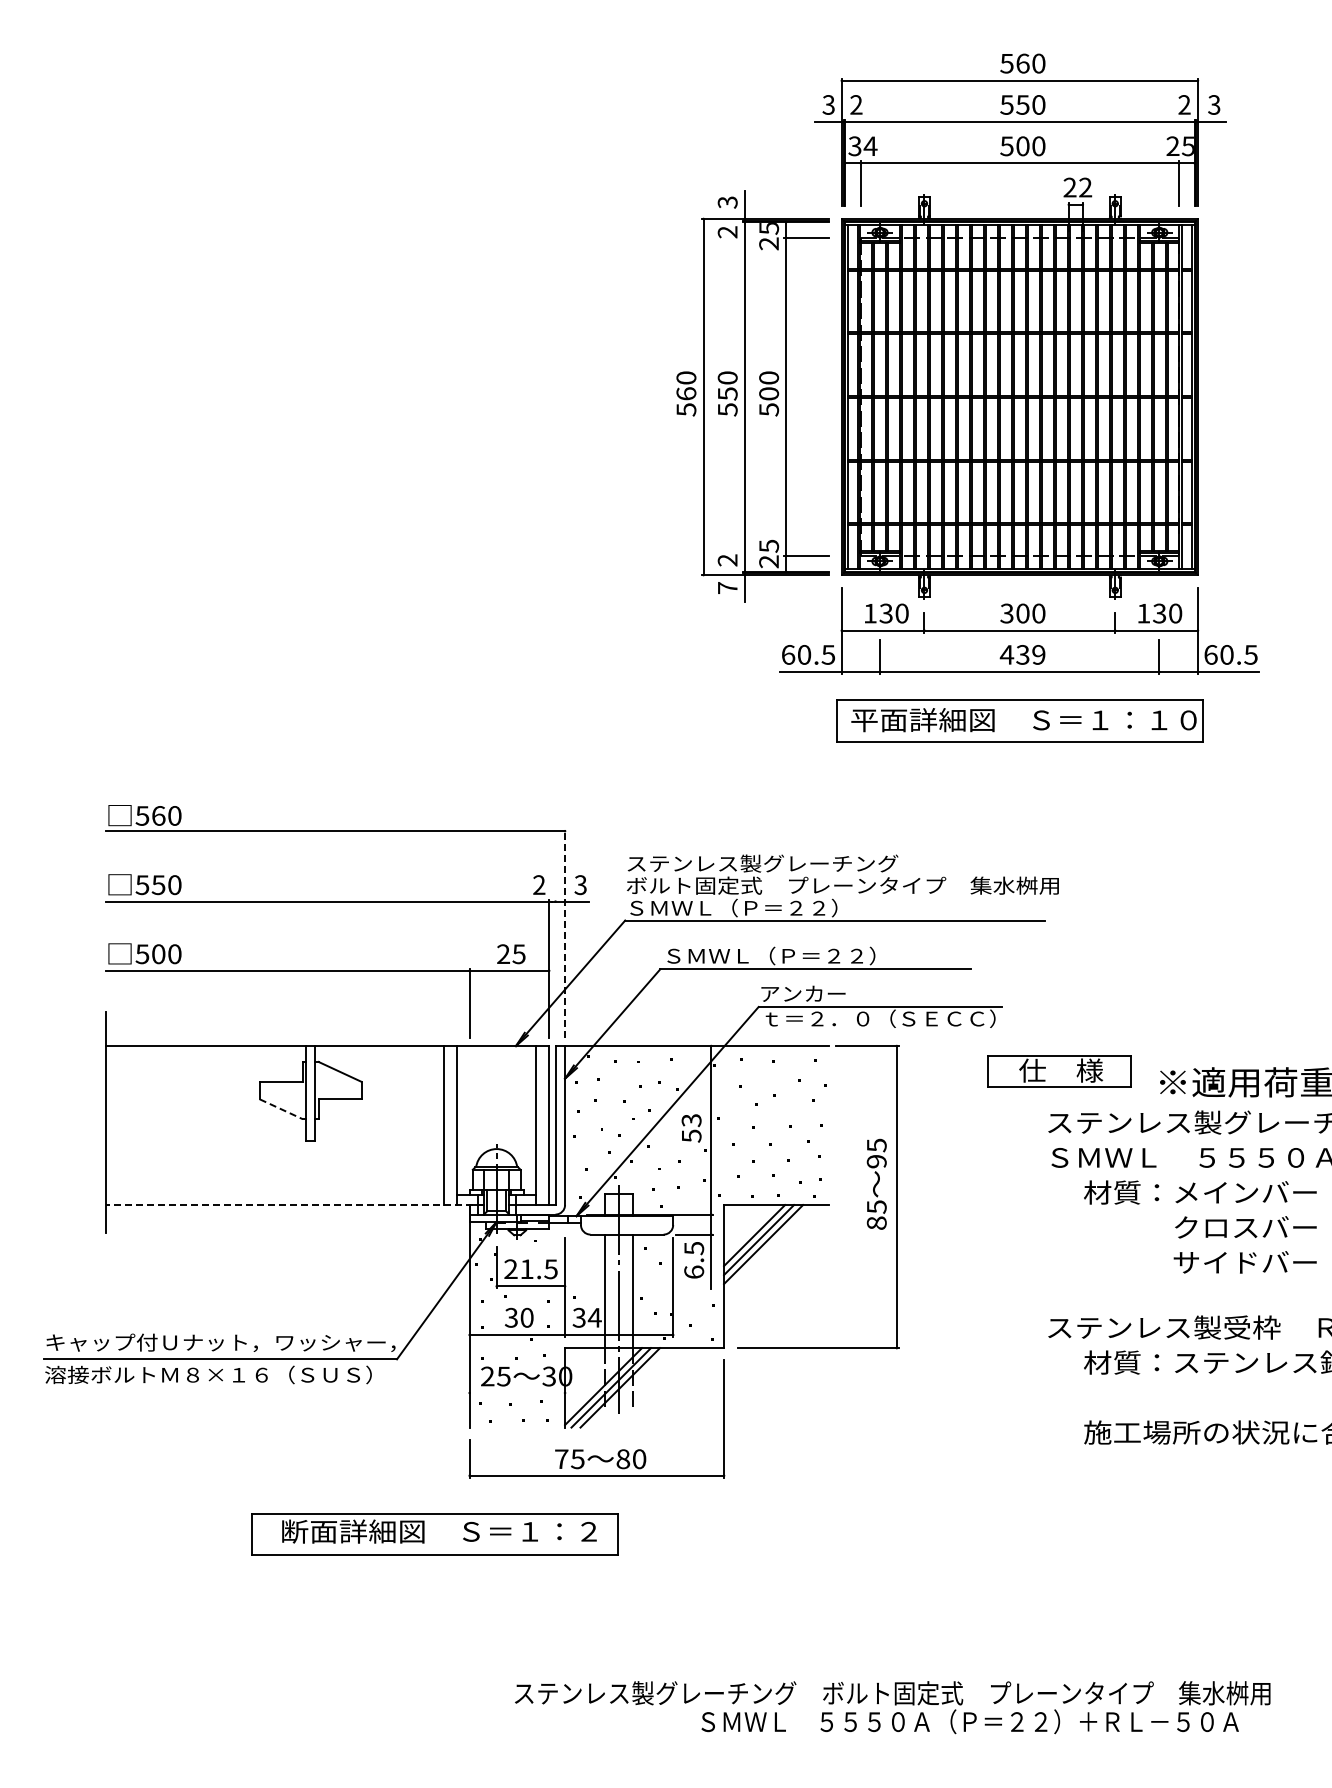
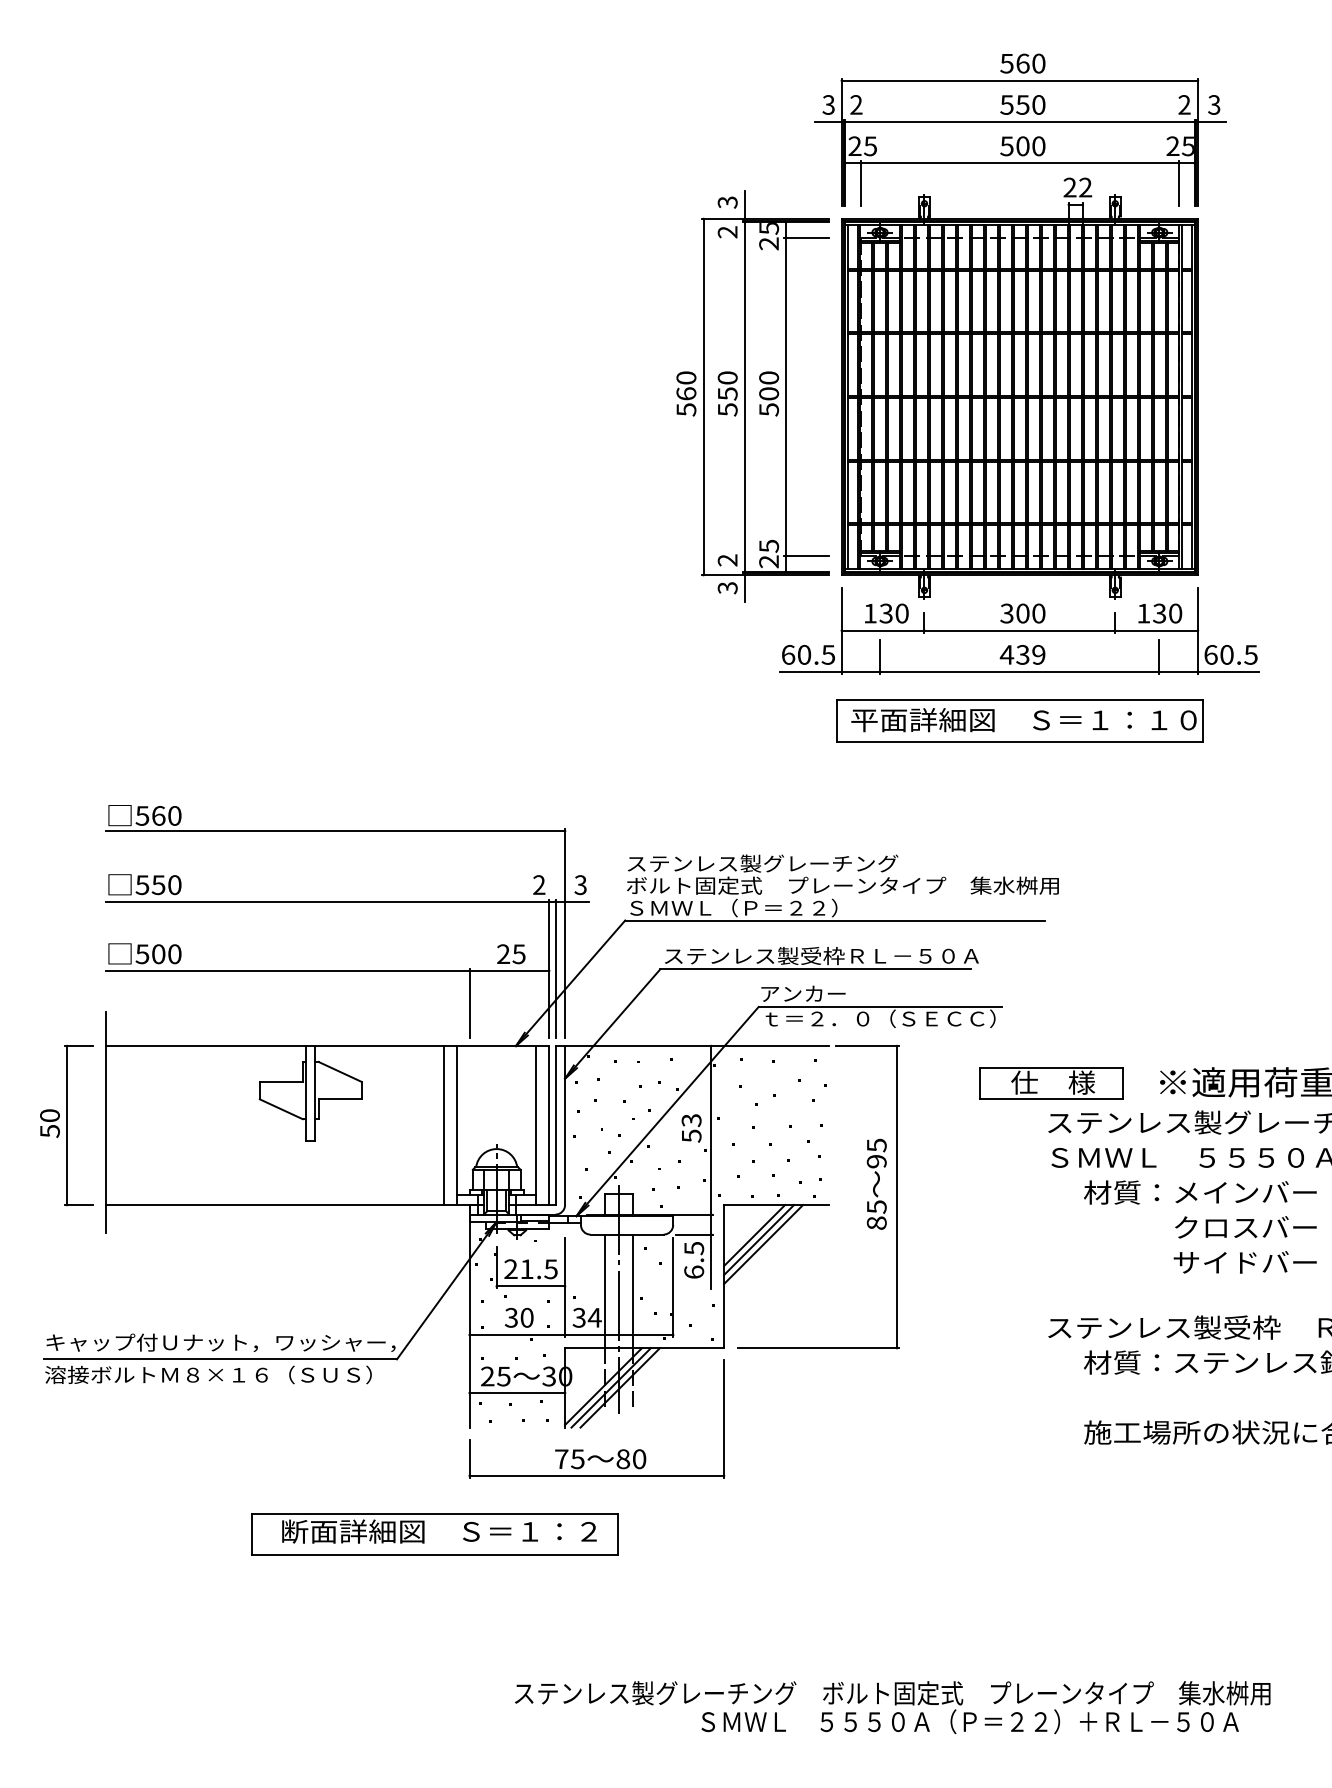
text: 34 -> 25 (862, 146)
text: 7 -> 3 (727, 588)
line: dashed -> solid (565, 933)
text: ＳＭＷＬ（Ｐ＝２２） -> ステンレス製受枠ＲＬ－５０Ａ (821, 955)
line: none -> present (555, 968)
part position: (1059, 1071) -> (1051, 1083) (1051, 1083)
line: dashed -> solid (281, 1109)
part: none -> present (66, 1125)
line: dashed -> solid (294, 1205)
line: none -> present (517, 1393)
